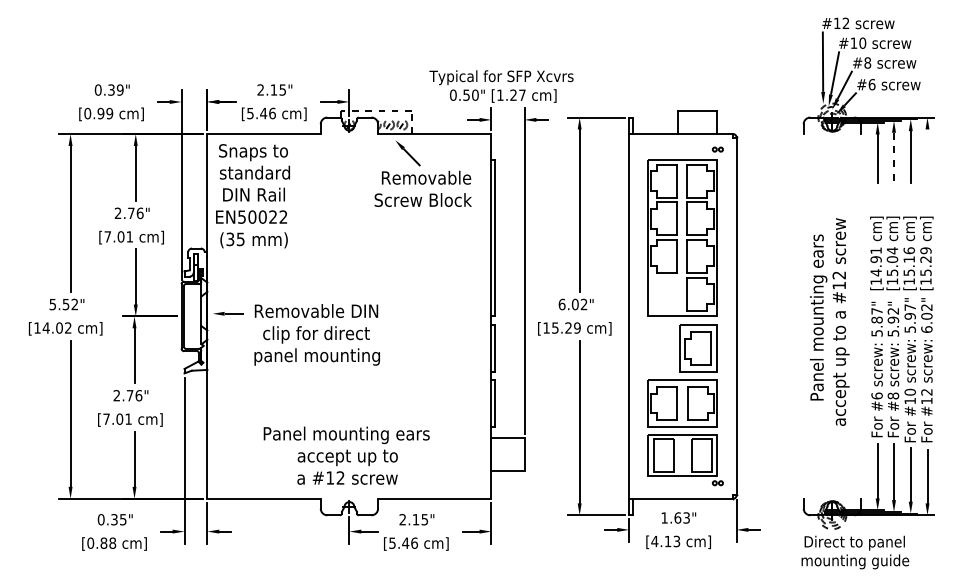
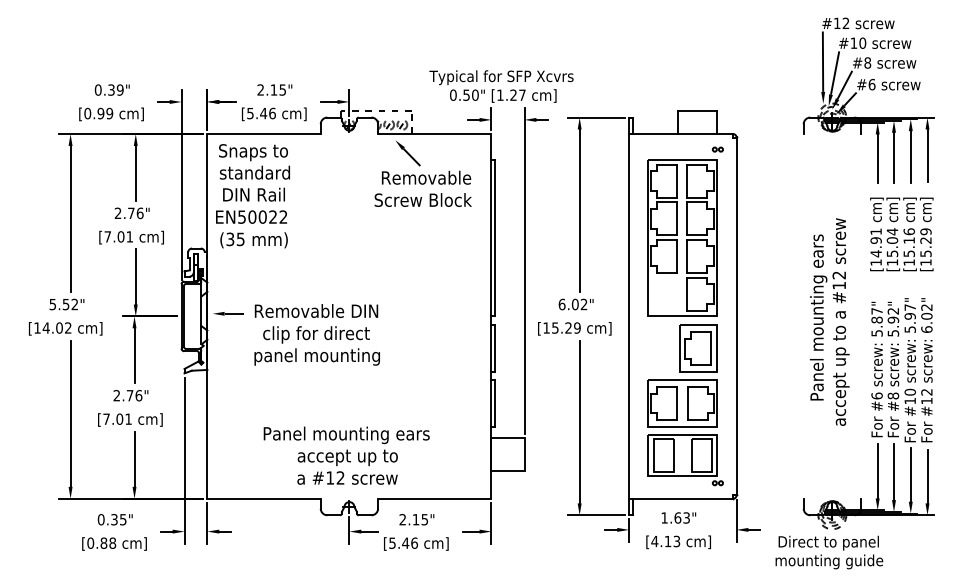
line: none -> present (927, 155)
line: dashed -> solid (894, 157)
text position: (901, 253) -> (901, 234) (901, 234)
text position: (855, 552) -> (829, 552) (829, 552)
